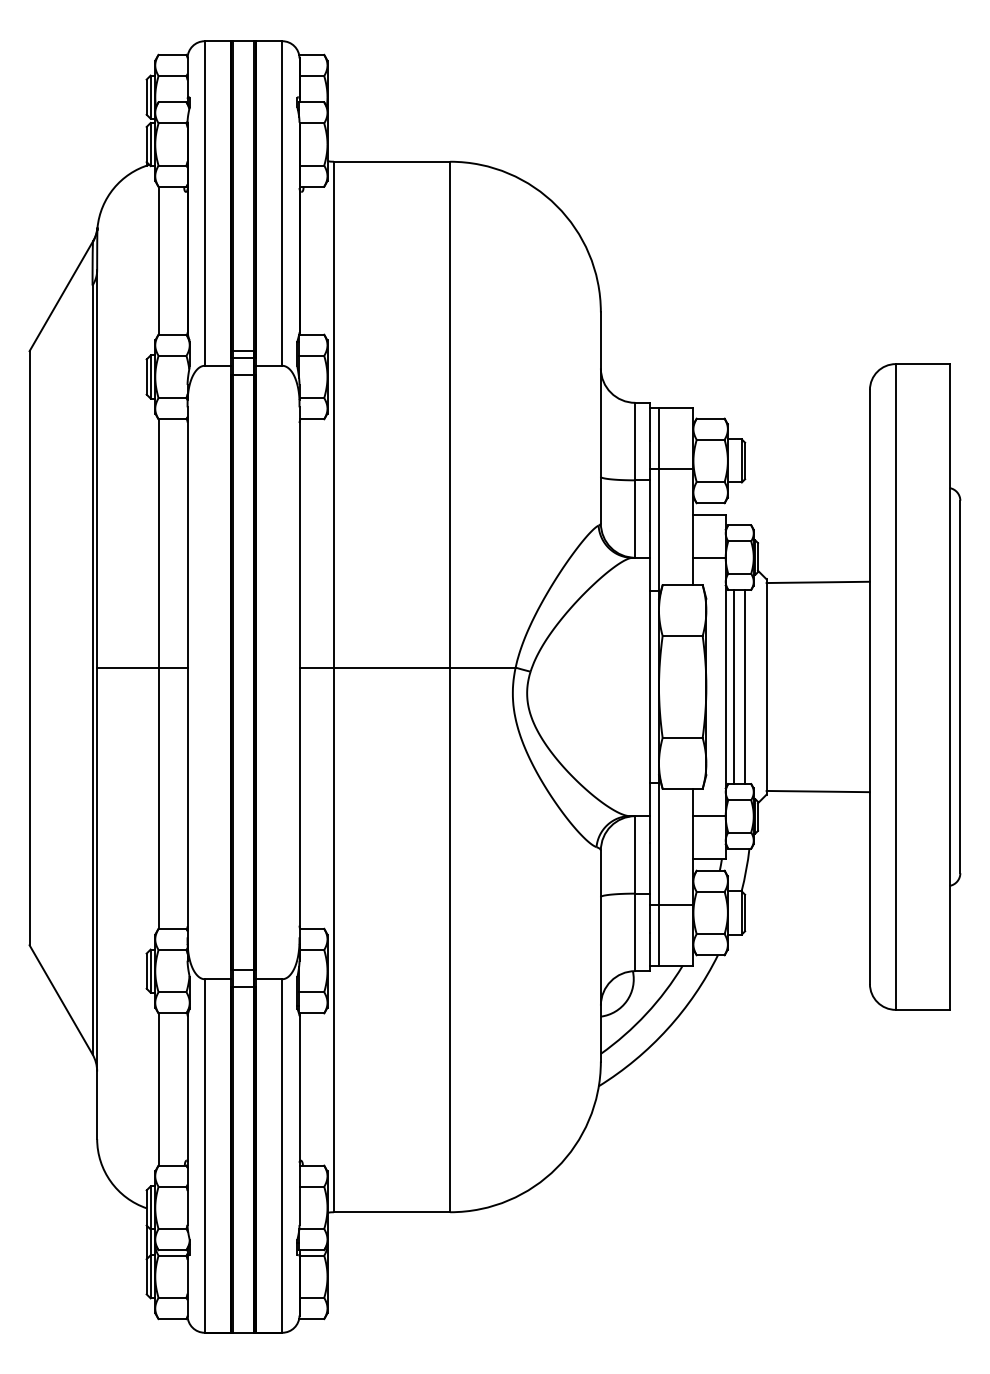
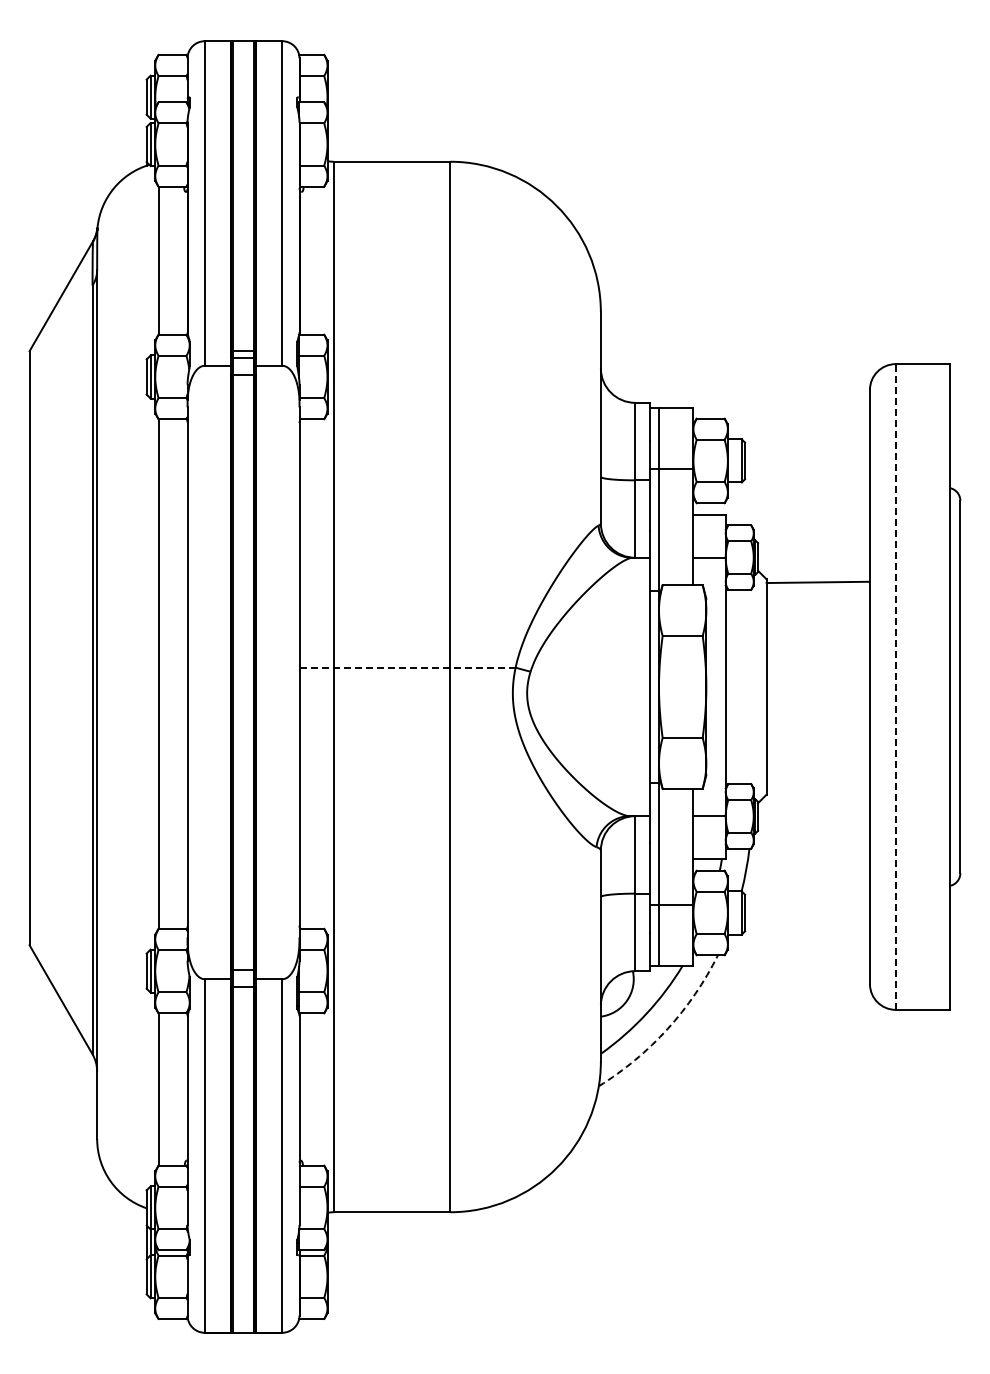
line: present -> none (142, 667)
line: solid -> dashed (408, 667)
line: present -> none (734, 686)
line: present -> none (745, 686)
line: solid -> dashed (895, 687)
line: present -> none (817, 791)
arc: solid -> dashed (667, 1029)
